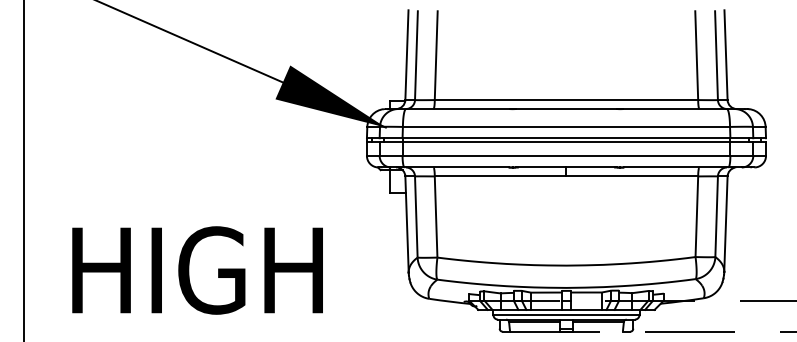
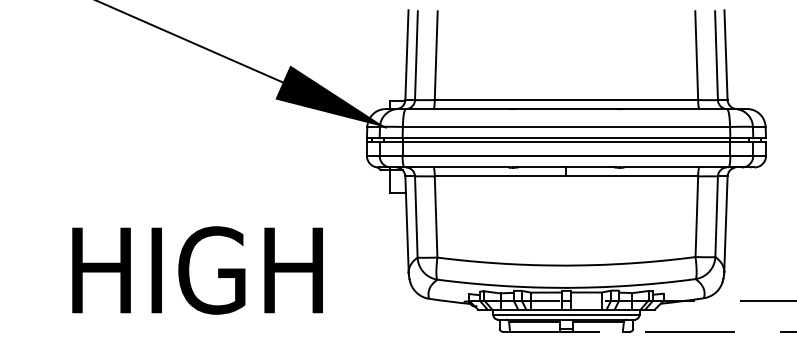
line: present -> none (23, 170)
